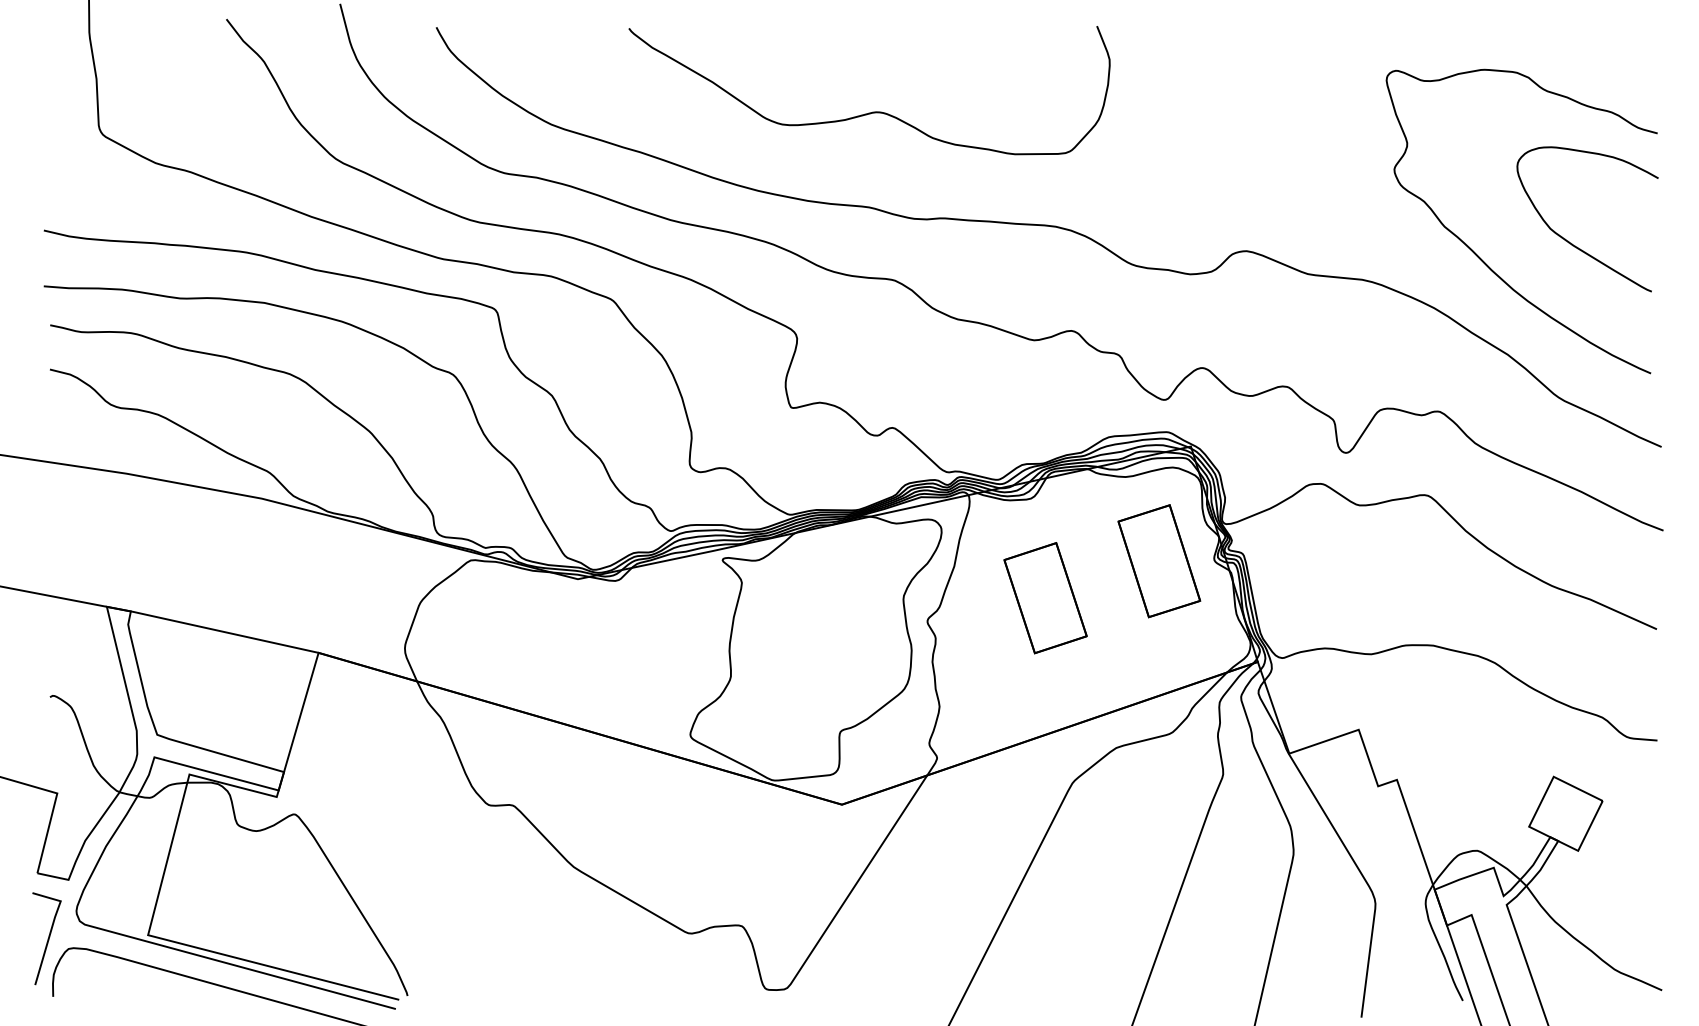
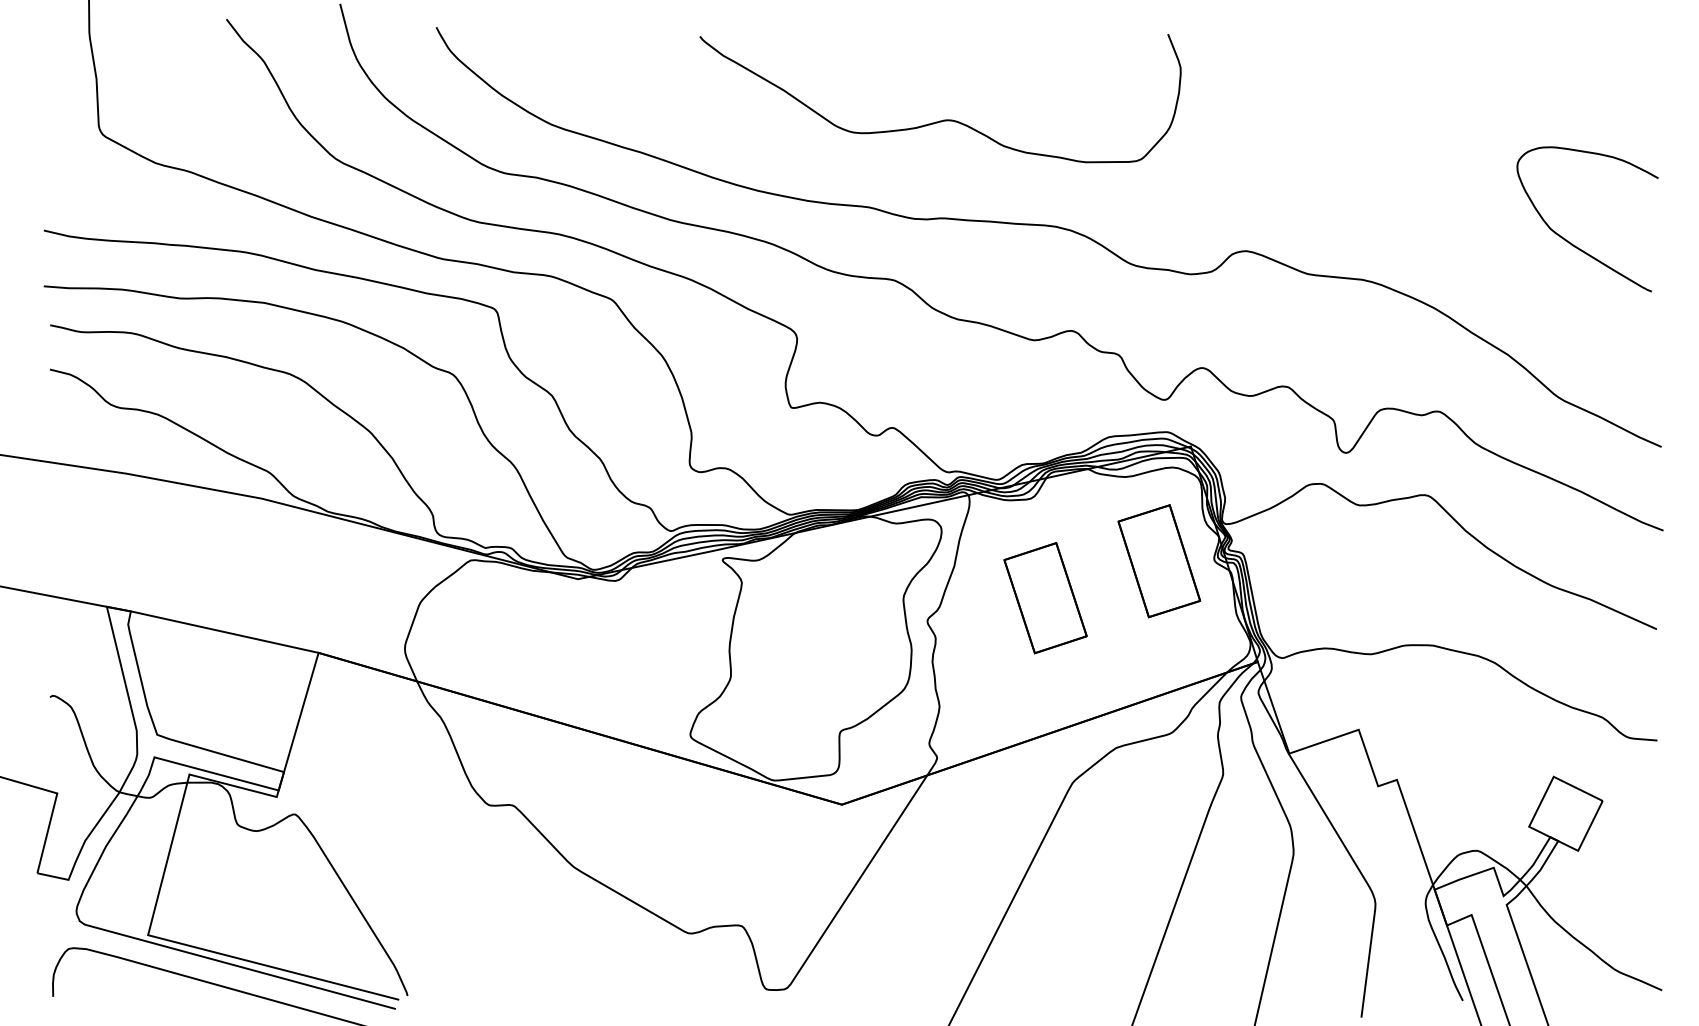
curve position: (872, 111) -> (943, 119) (943, 119)
curve: present -> none (1482, 259)
line: present -> none (47, 938)
